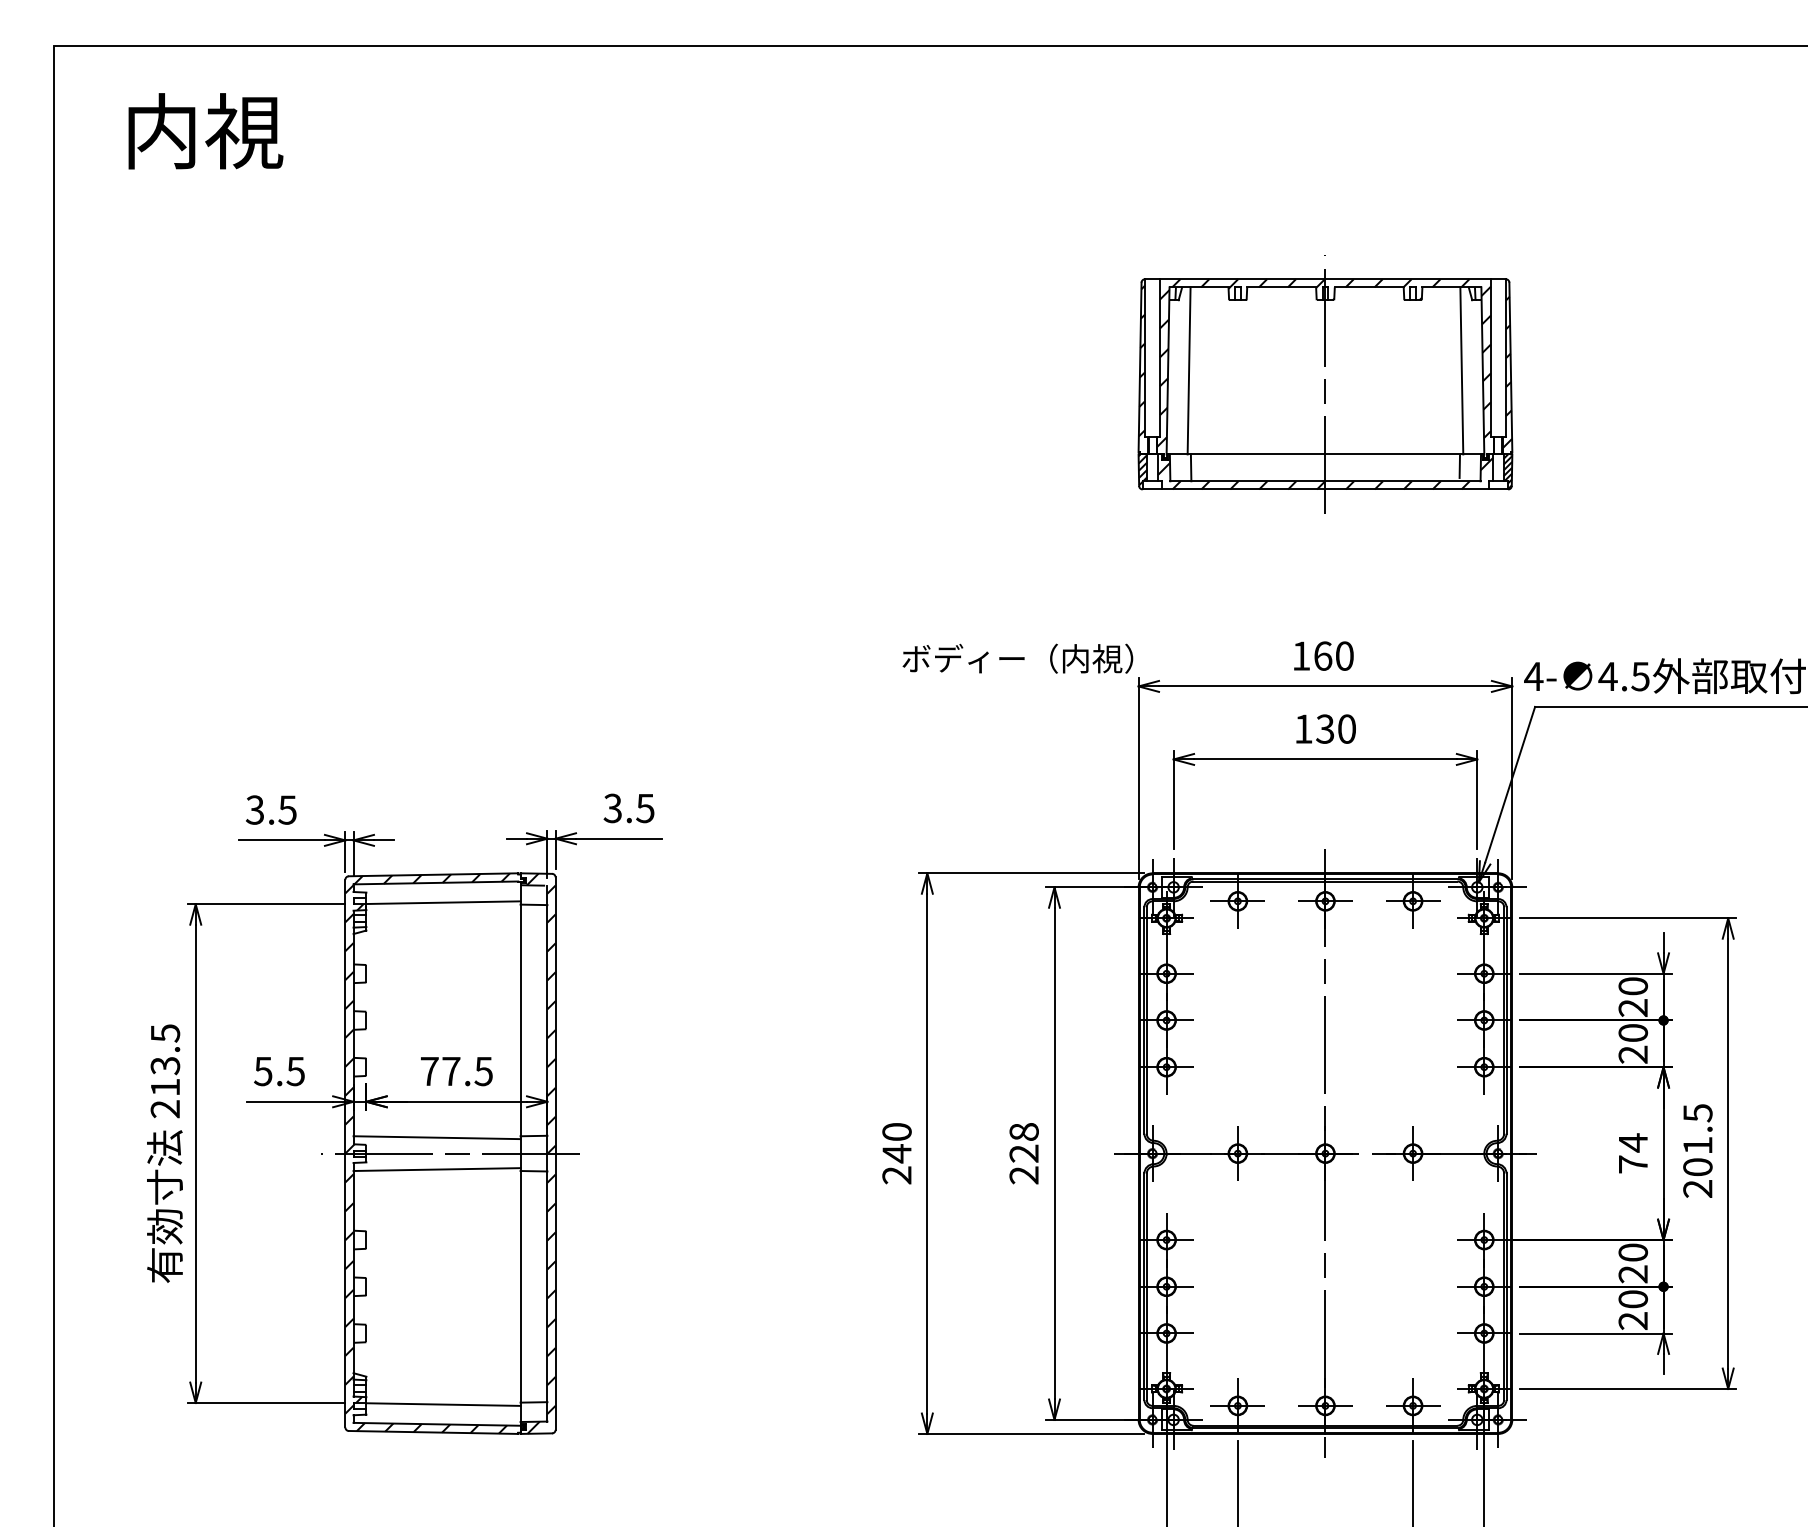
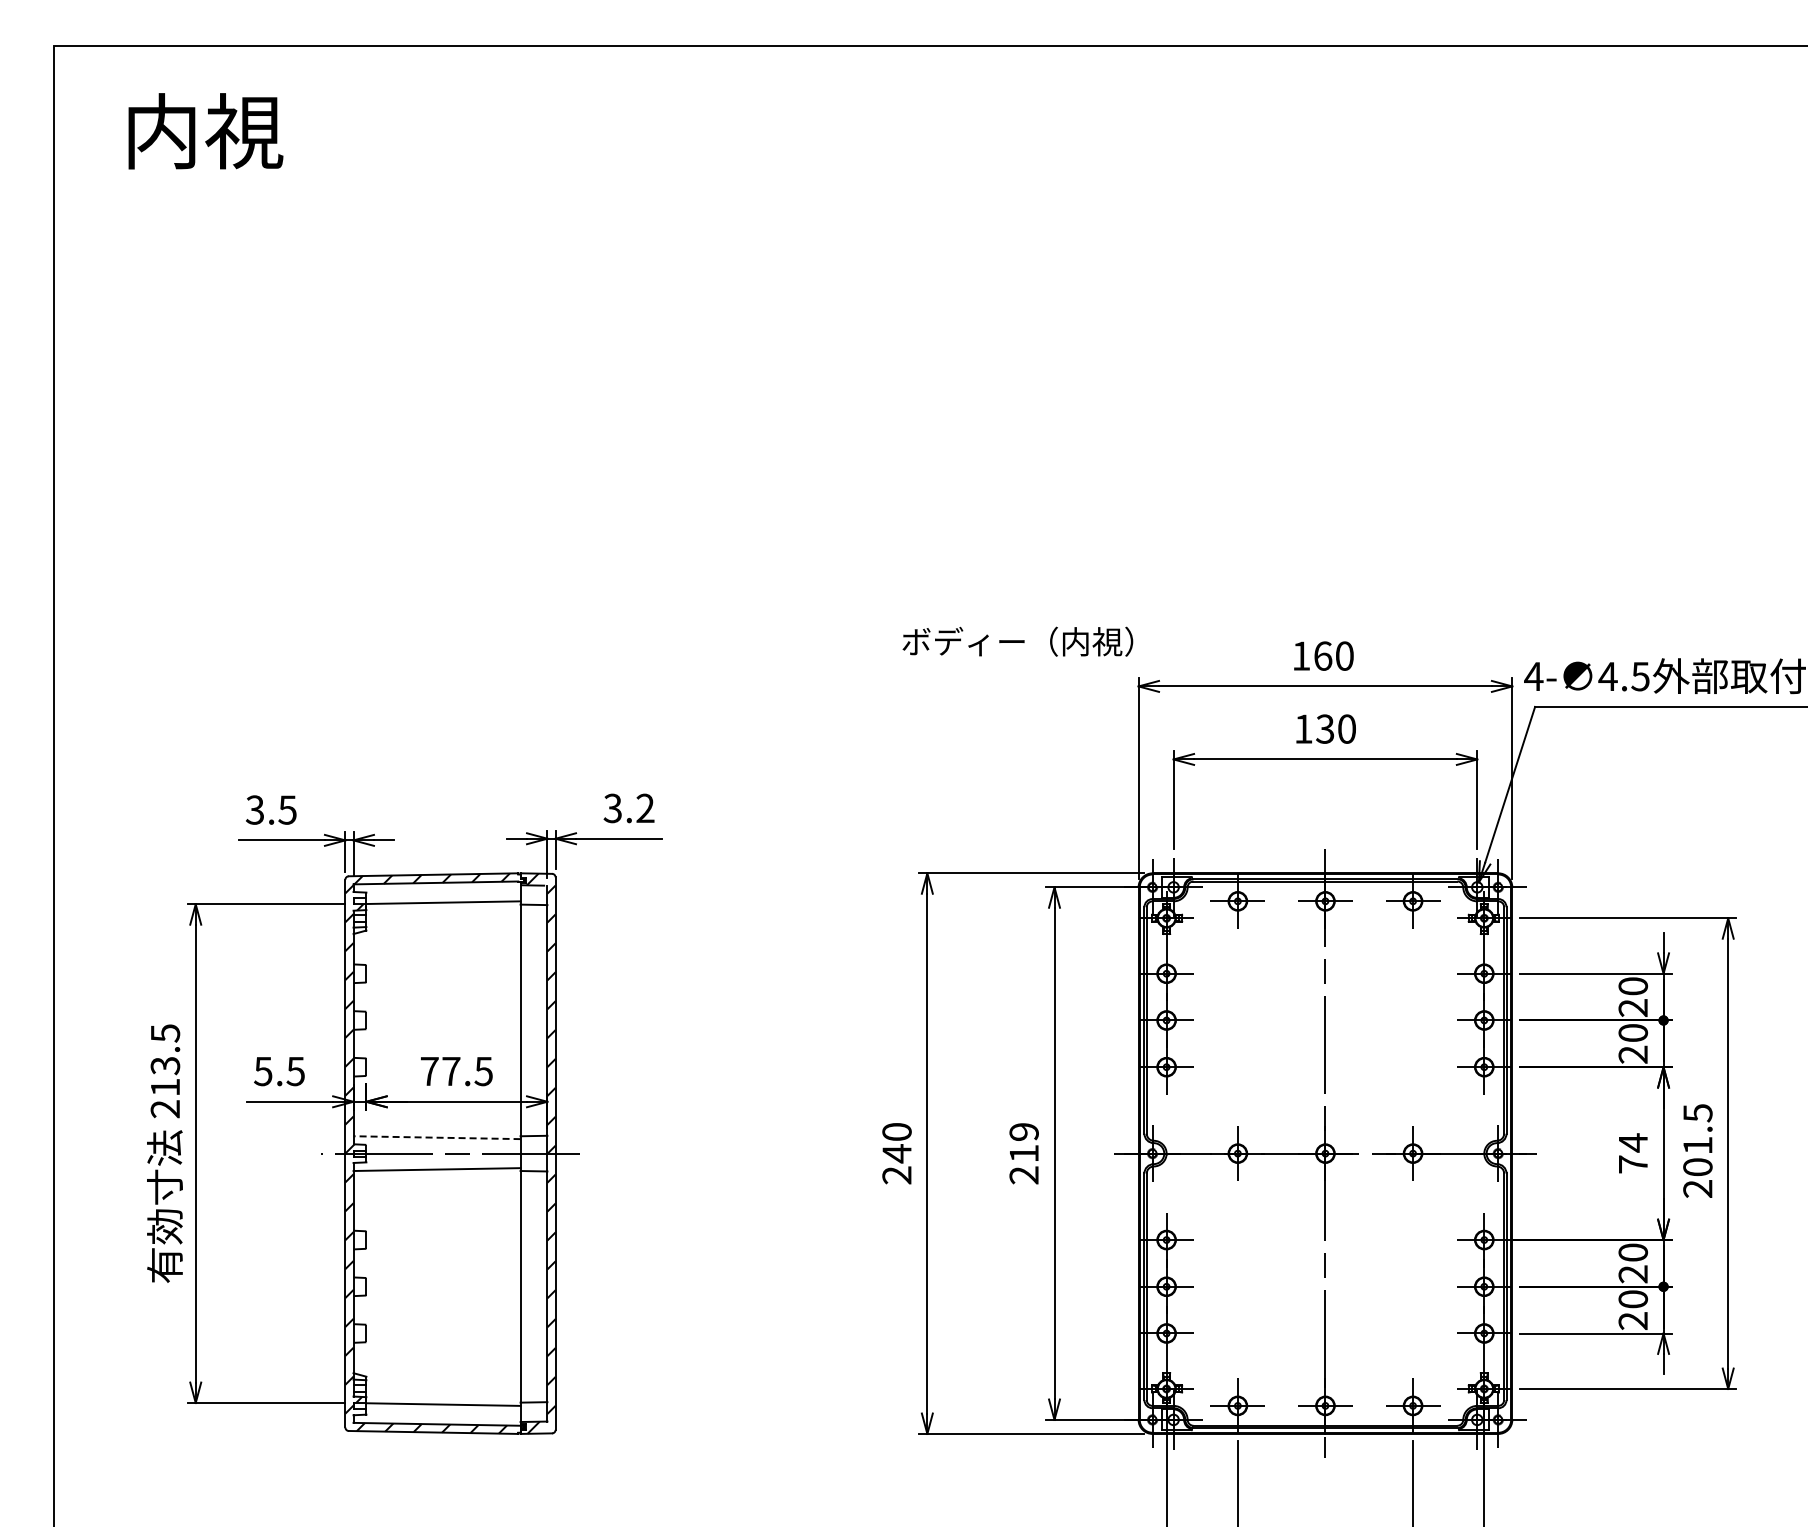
part: present -> none (1325, 384)
text position: (1017, 658) -> (1017, 641) (1017, 641)
text: 3.5 -> 3.2 (645, 808)
line: solid -> dashed (437, 1137)
text: 228 -> 219 (1023, 1142)
